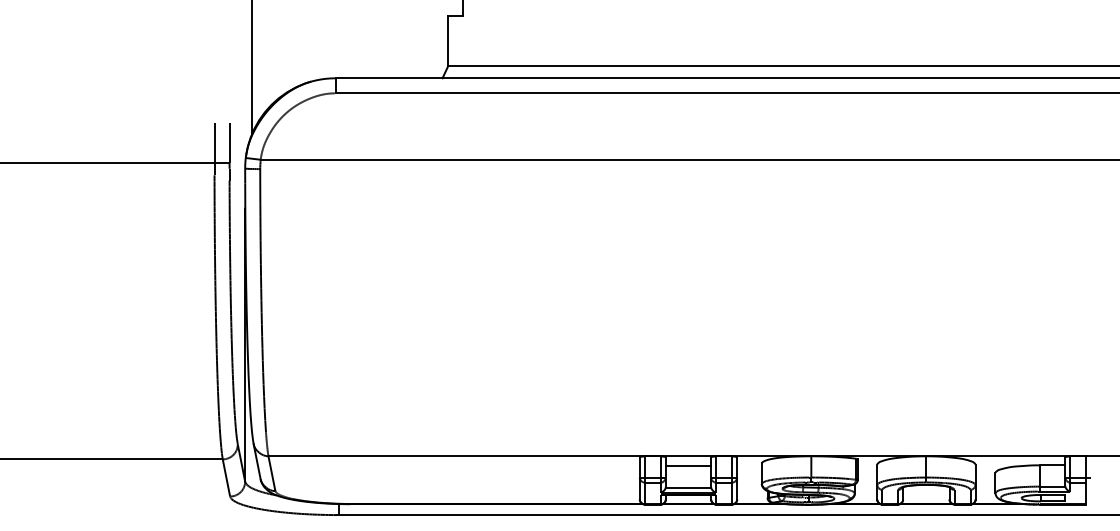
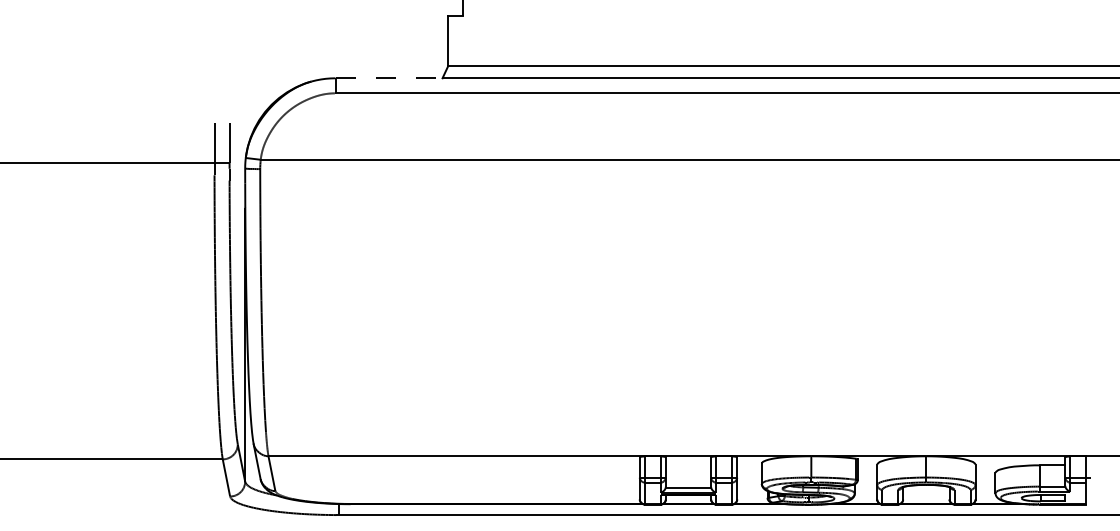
line: present -> none (252, 68)
line: solid -> dashed (389, 78)
line: present -> none (688, 466)
